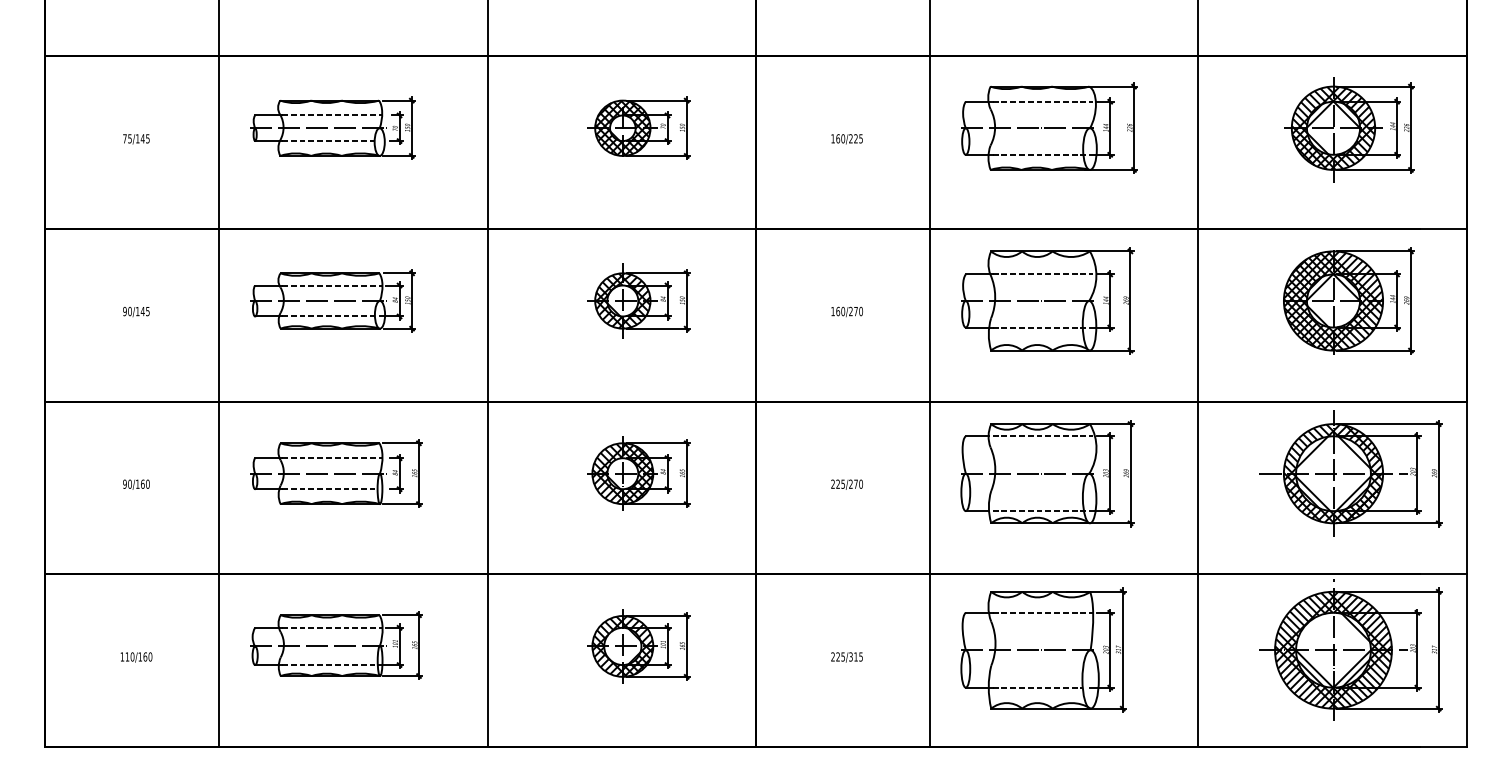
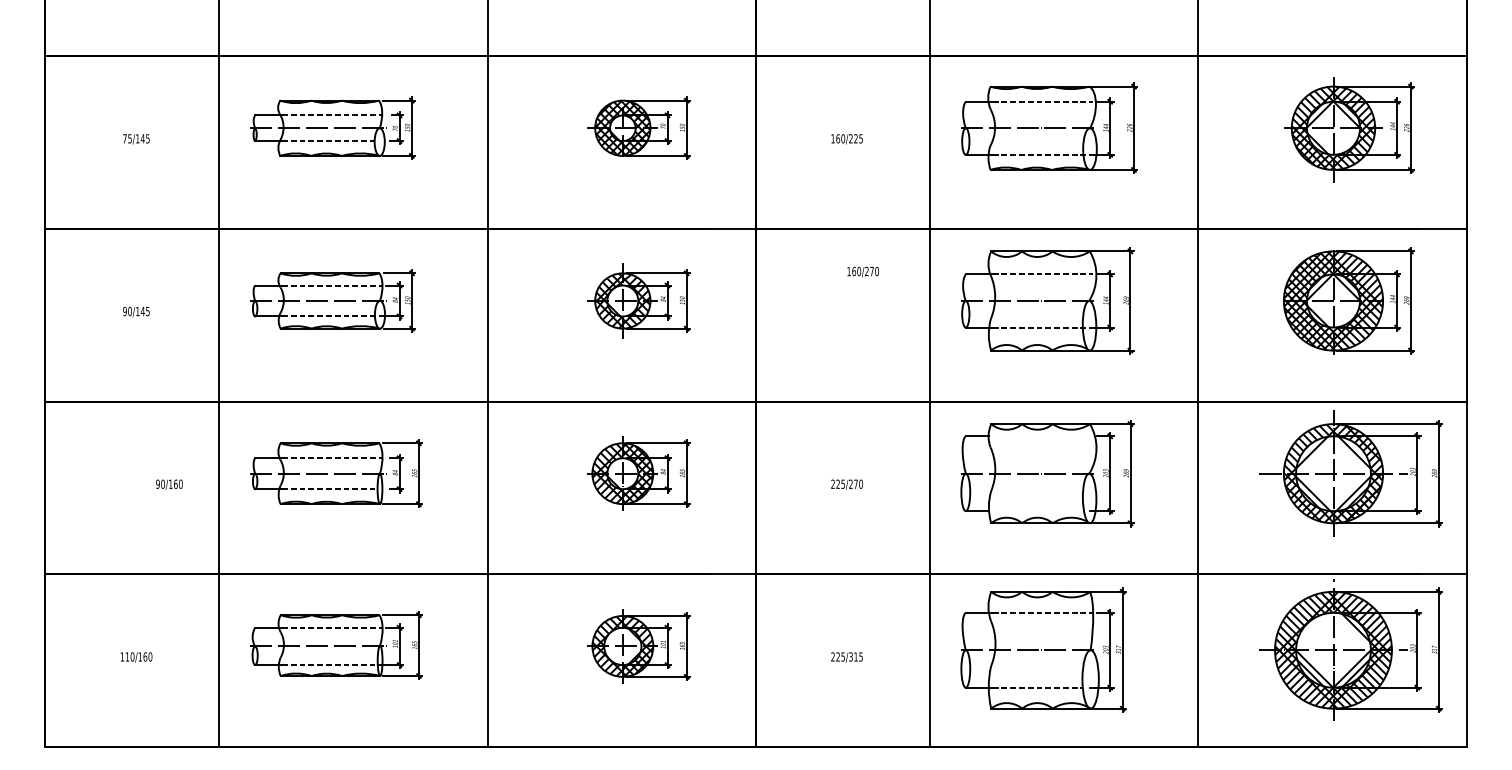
text position: (846, 311) -> (862, 271) (862, 271)
line: present -> none (1042, 436)
text position: (136, 484) -> (169, 484) (169, 484)
line: present -> none (1039, 511)
